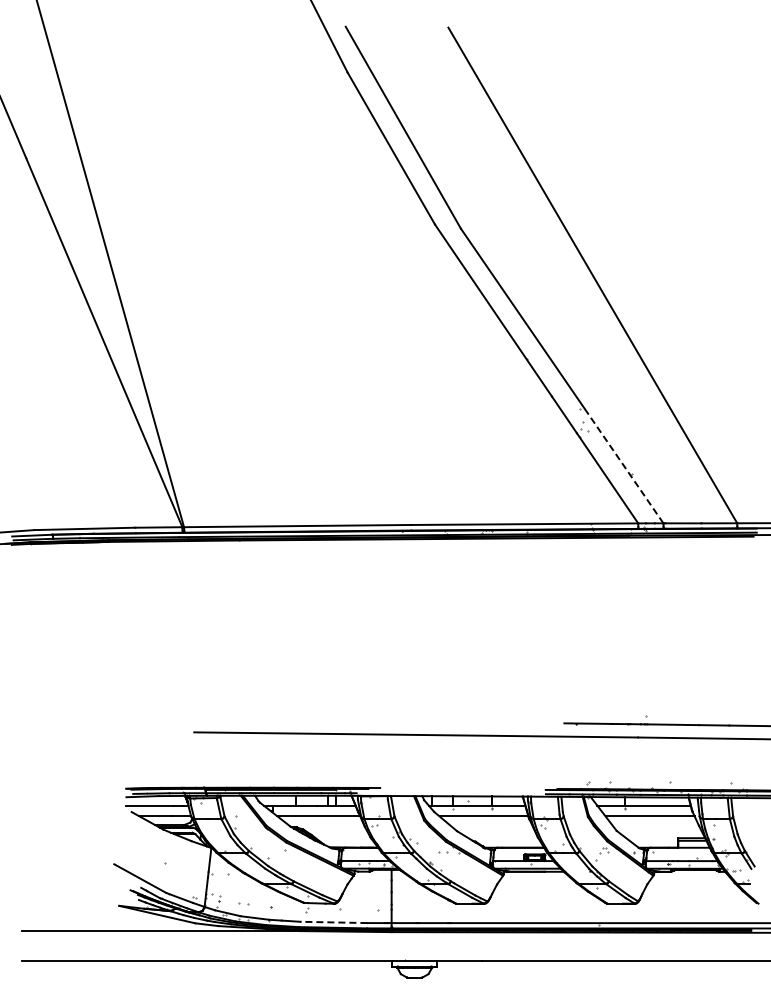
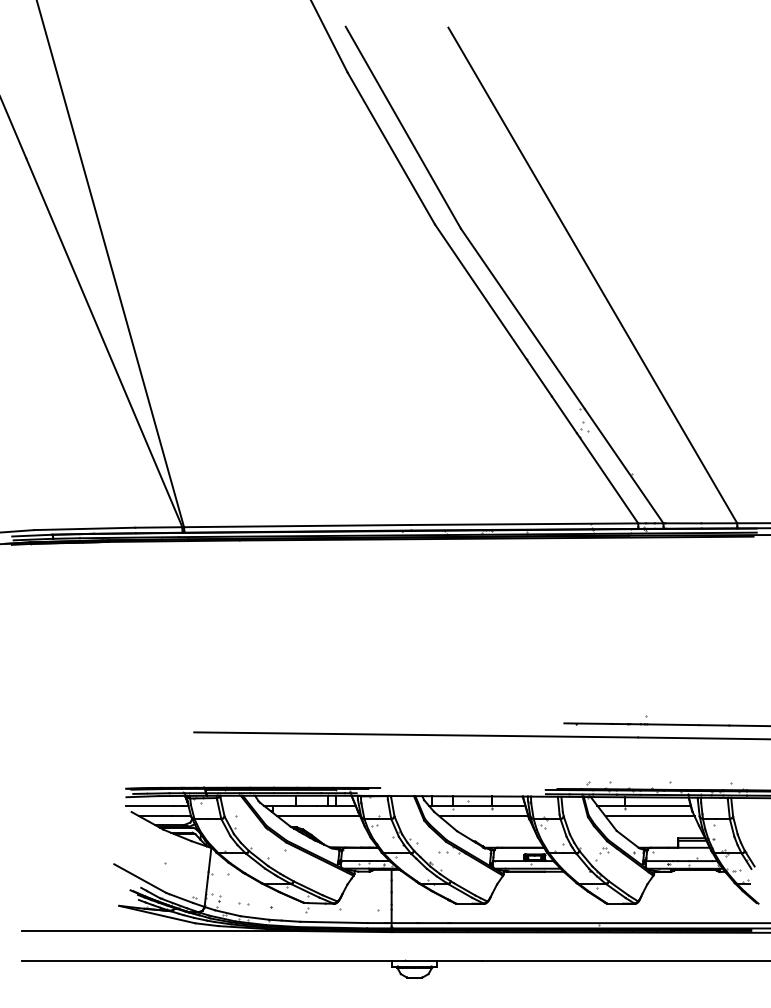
line: dashed -> solid (623, 465)
line: dashed -> solid (333, 922)
